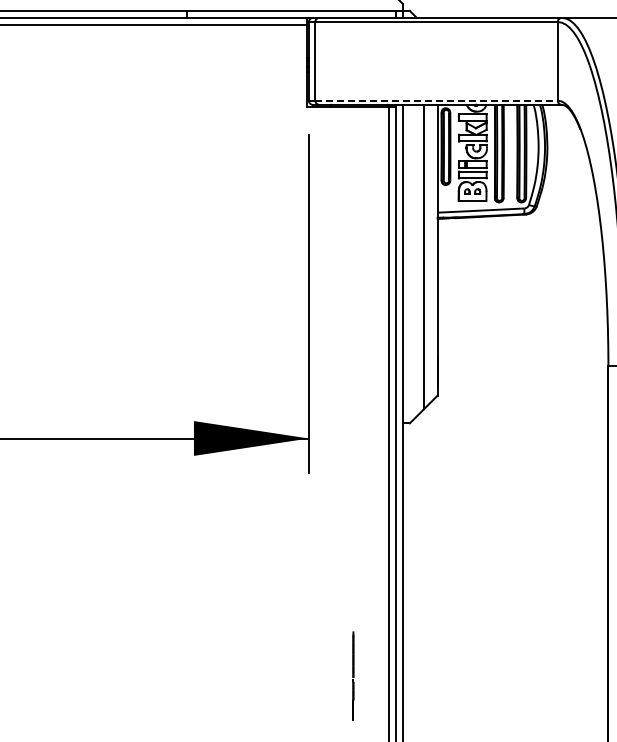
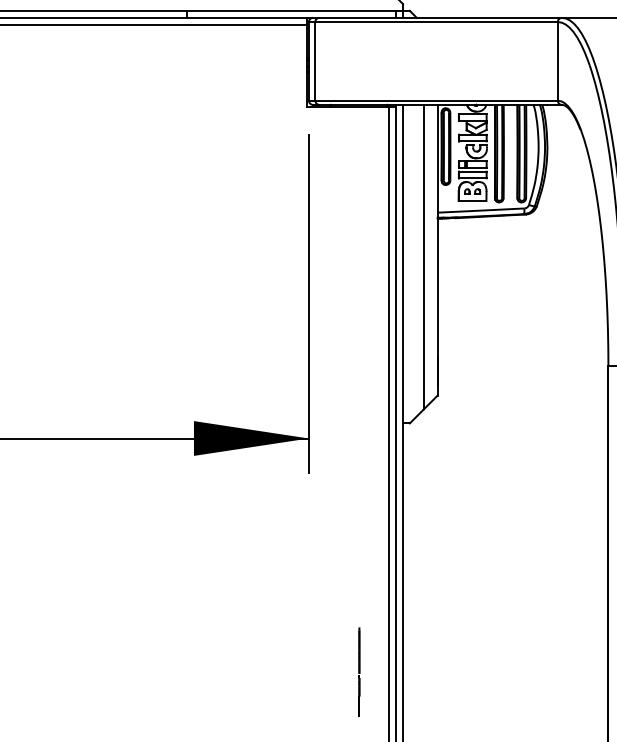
line: dashed -> solid (437, 100)
line position: (353, 675) -> (359, 671) (359, 671)
